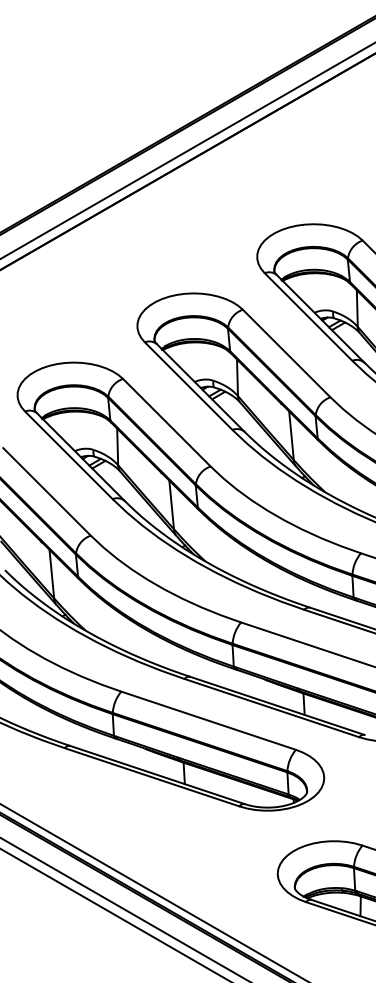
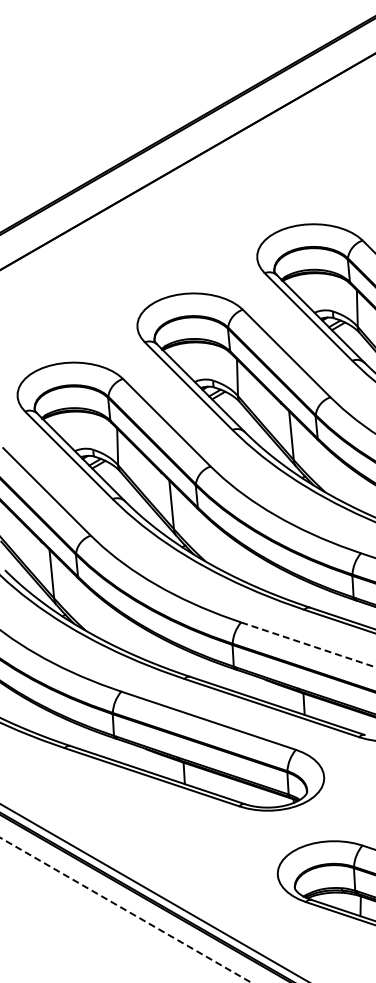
line: present -> none (187, 150)
line: solid -> dashed (308, 644)
line: solid -> dashed (126, 910)
line: present -> none (114, 914)
